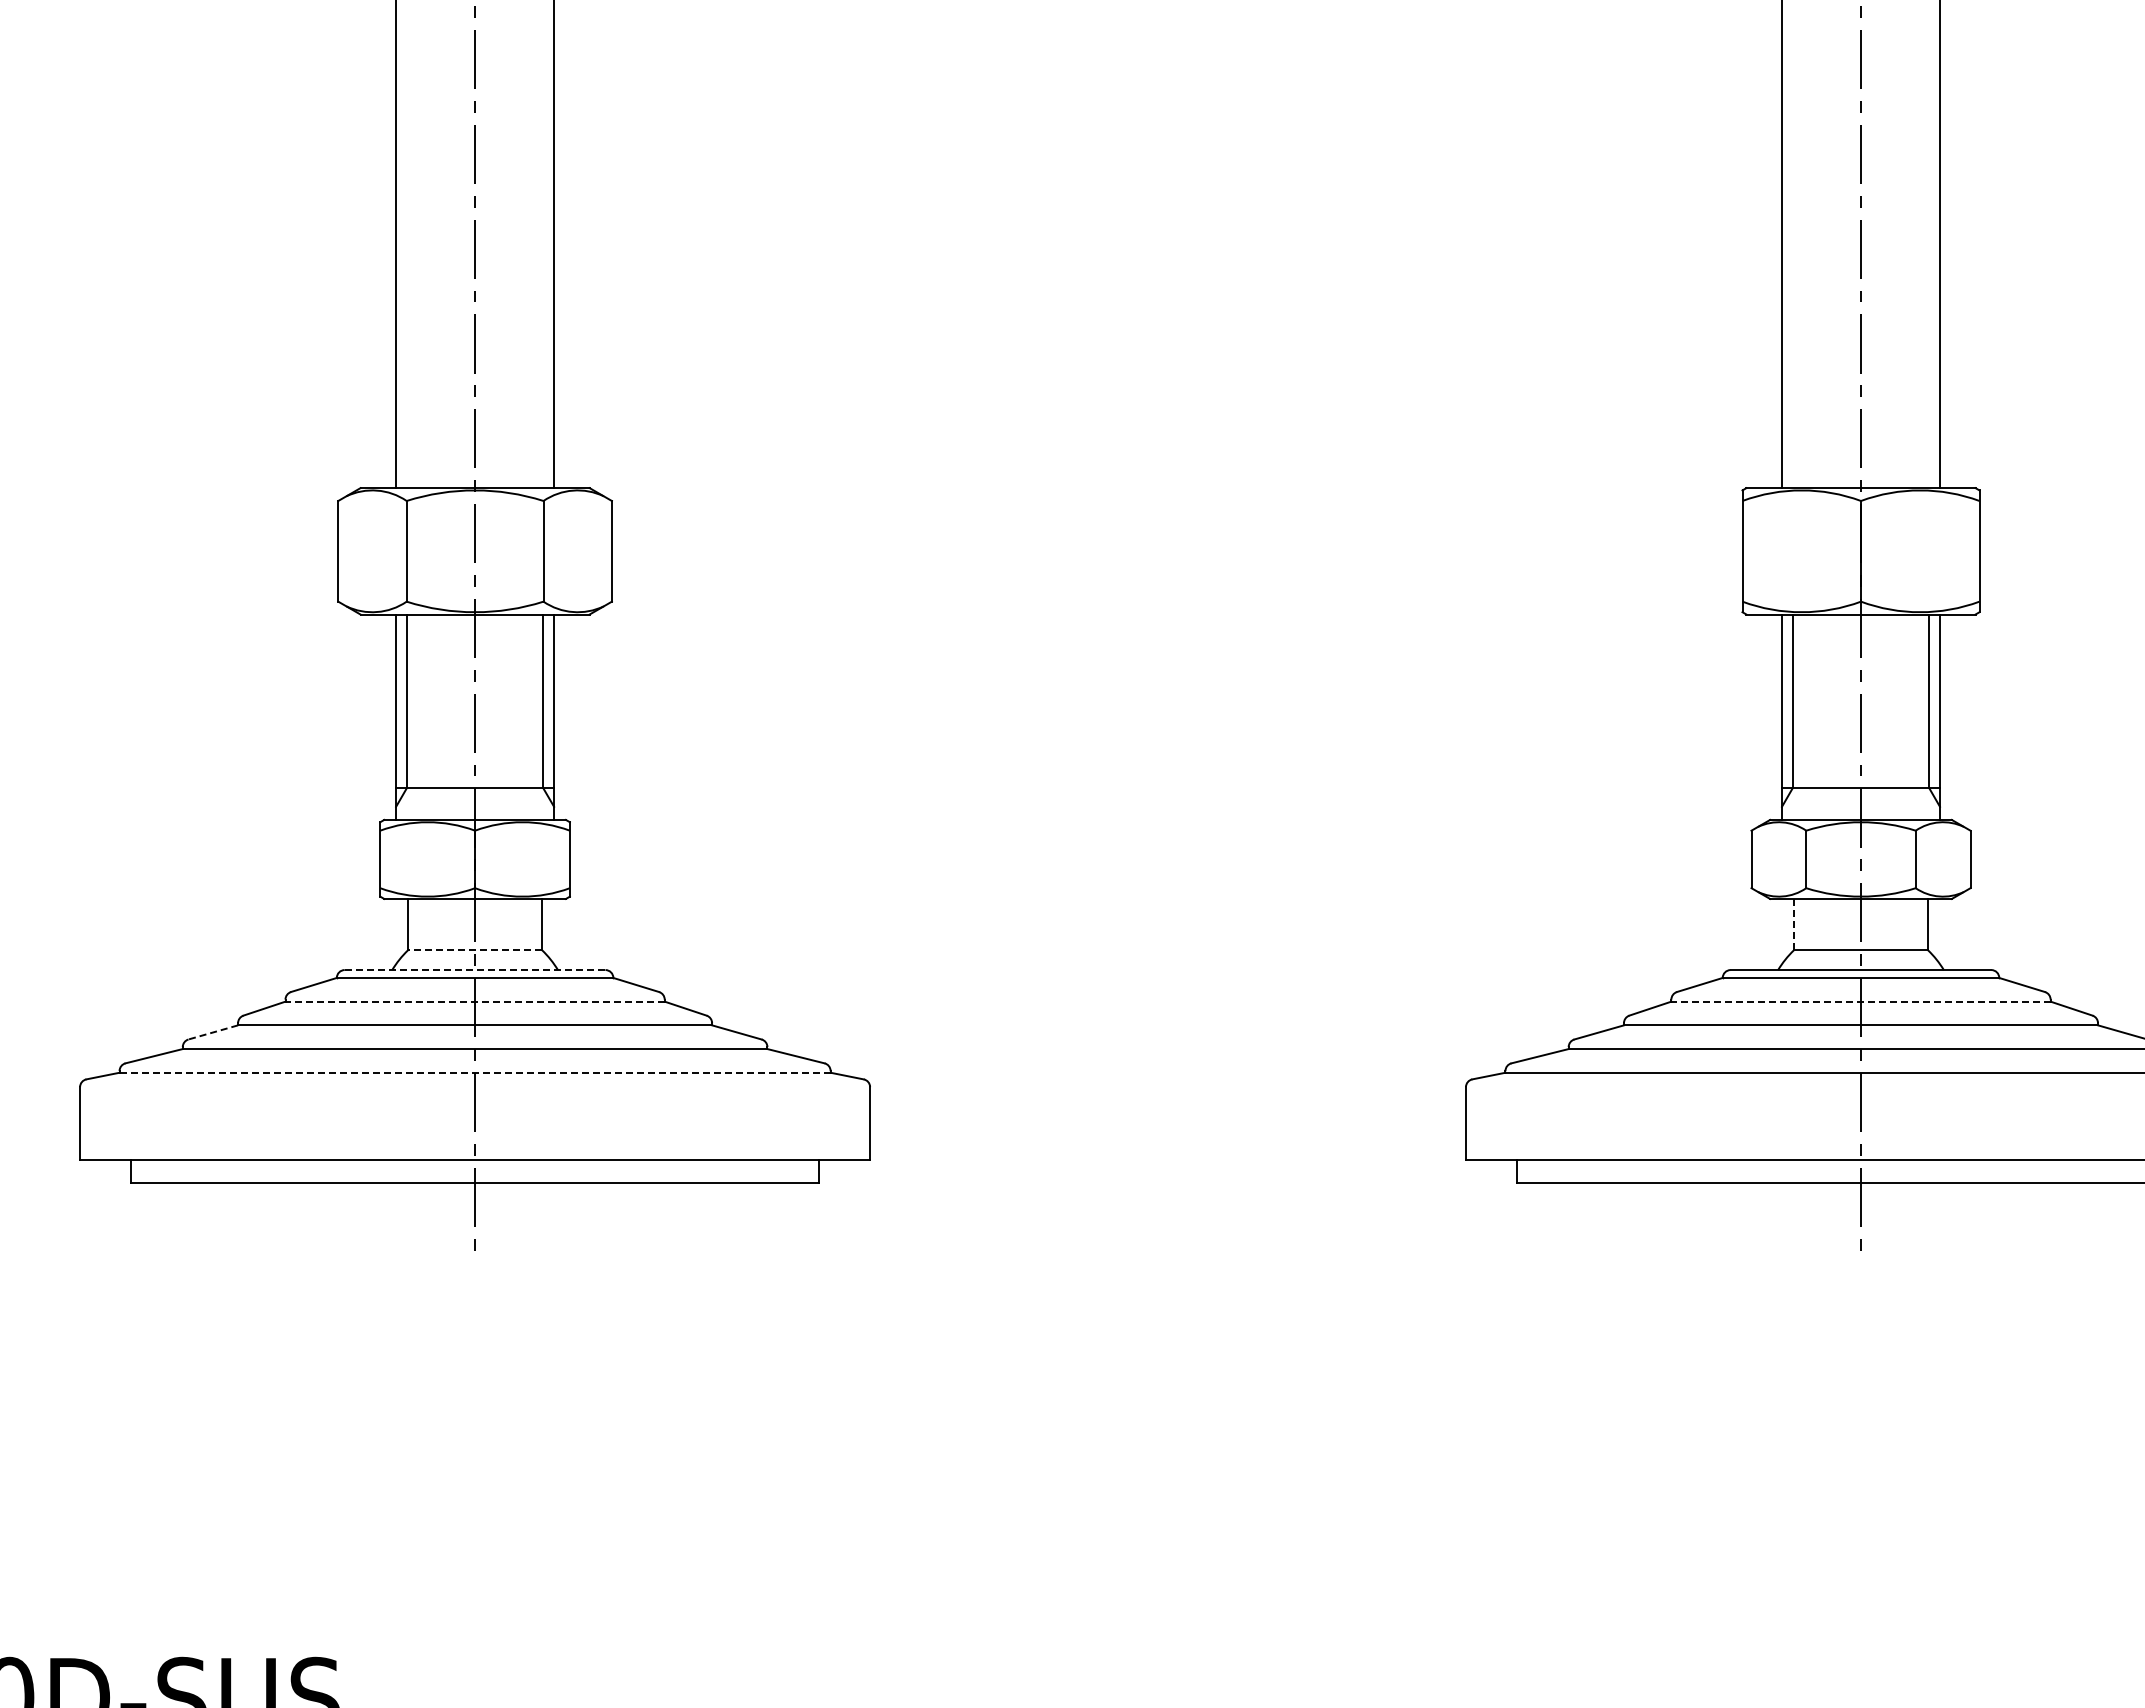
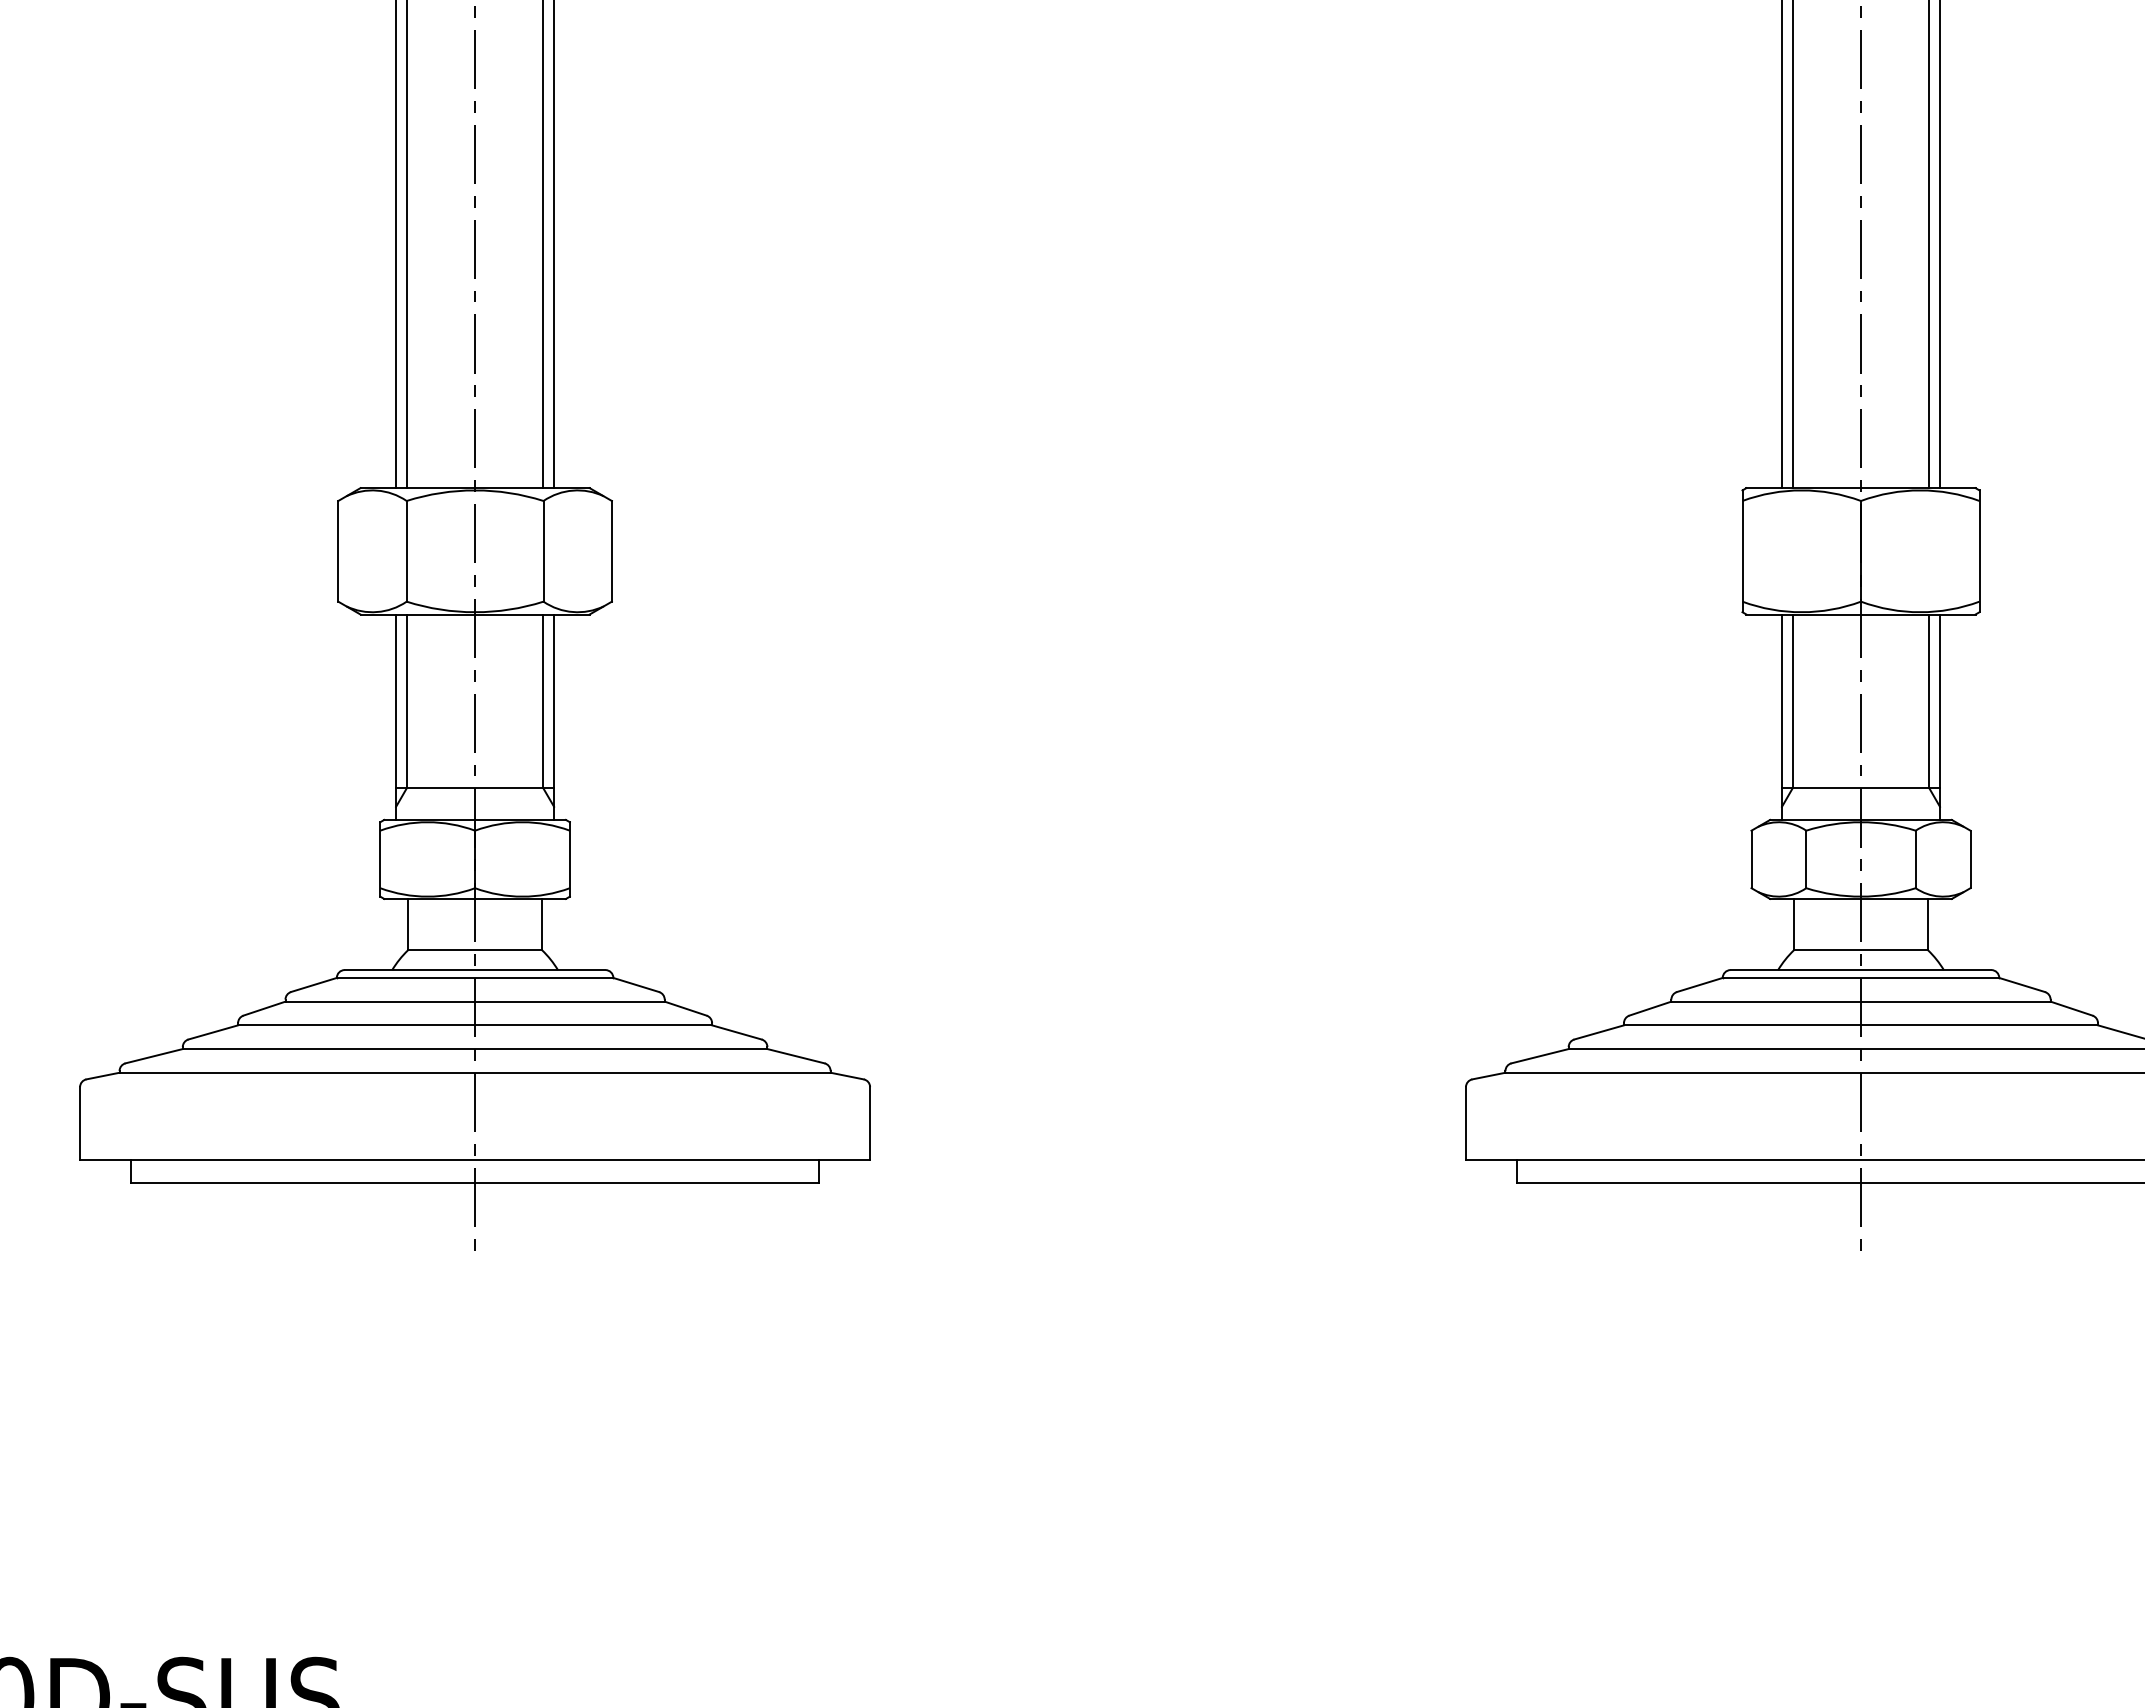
line: none -> present (406, 245)
line: none -> present (543, 245)
line: none -> present (1792, 245)
line: none -> present (1929, 245)
line: dashed -> solid (1793, 924)
line: dashed -> solid (474, 950)
line: dashed -> solid (474, 970)
line: dashed -> solid (475, 1001)
line: dashed -> solid (1861, 1001)
line: dashed -> solid (213, 1032)
line: dashed -> solid (475, 1072)
